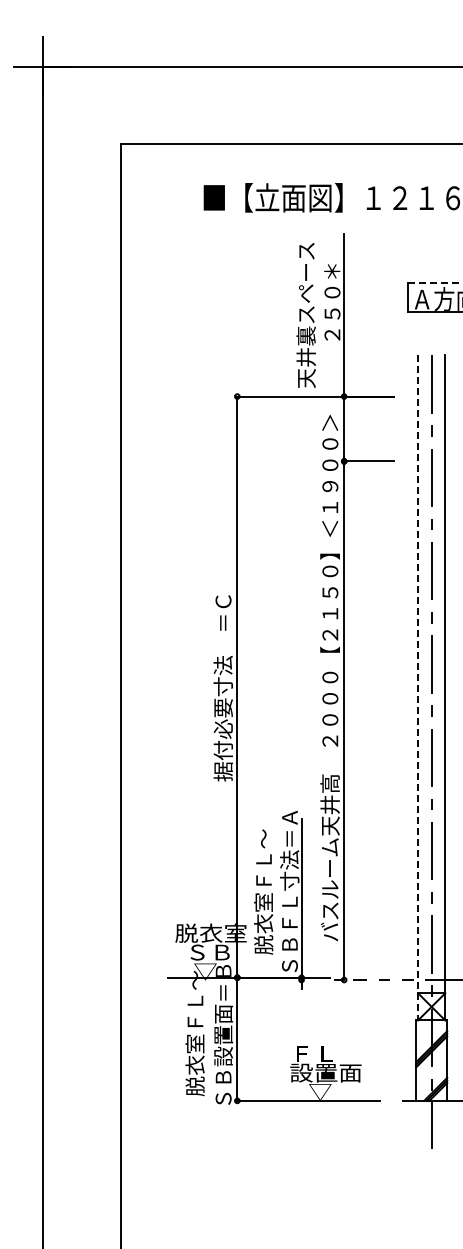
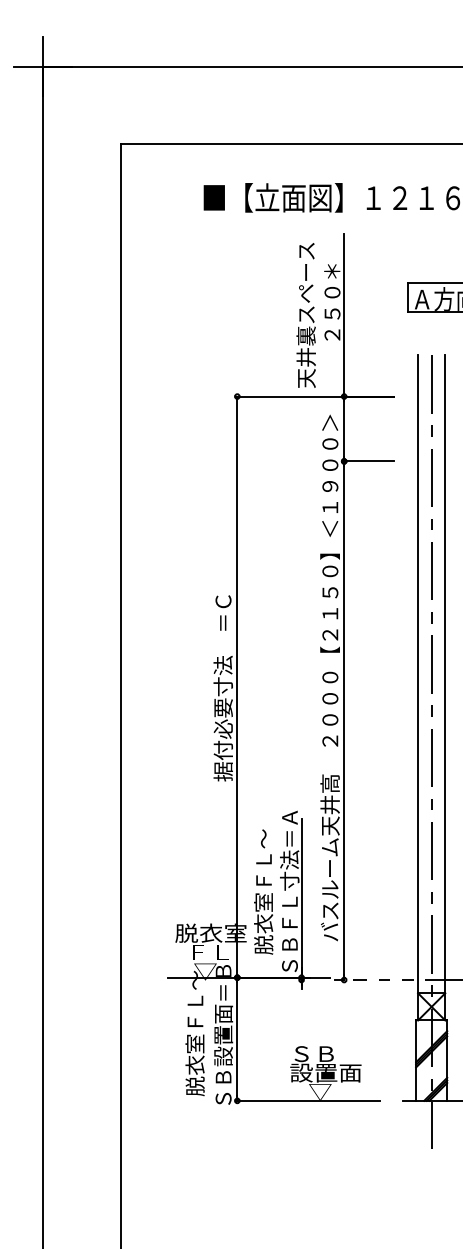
line: dashed -> solid (436, 282)
line: dashed -> solid (418, 687)
text: ＳＢ -> ＦＬ (209, 952)
text: ＦＬ -> ＳＢ (313, 1054)
